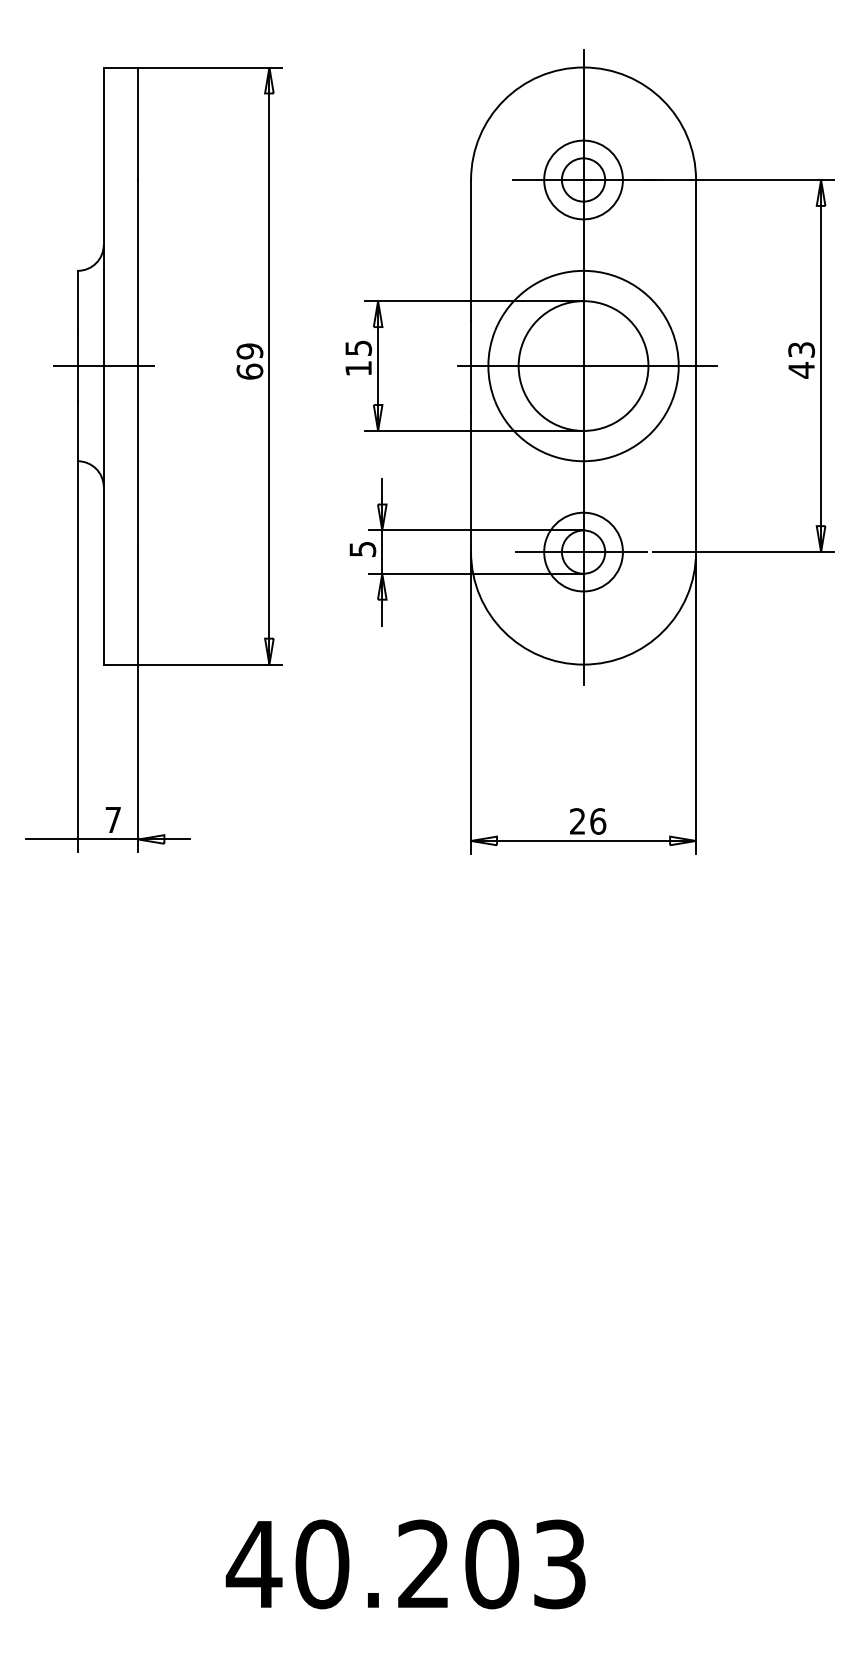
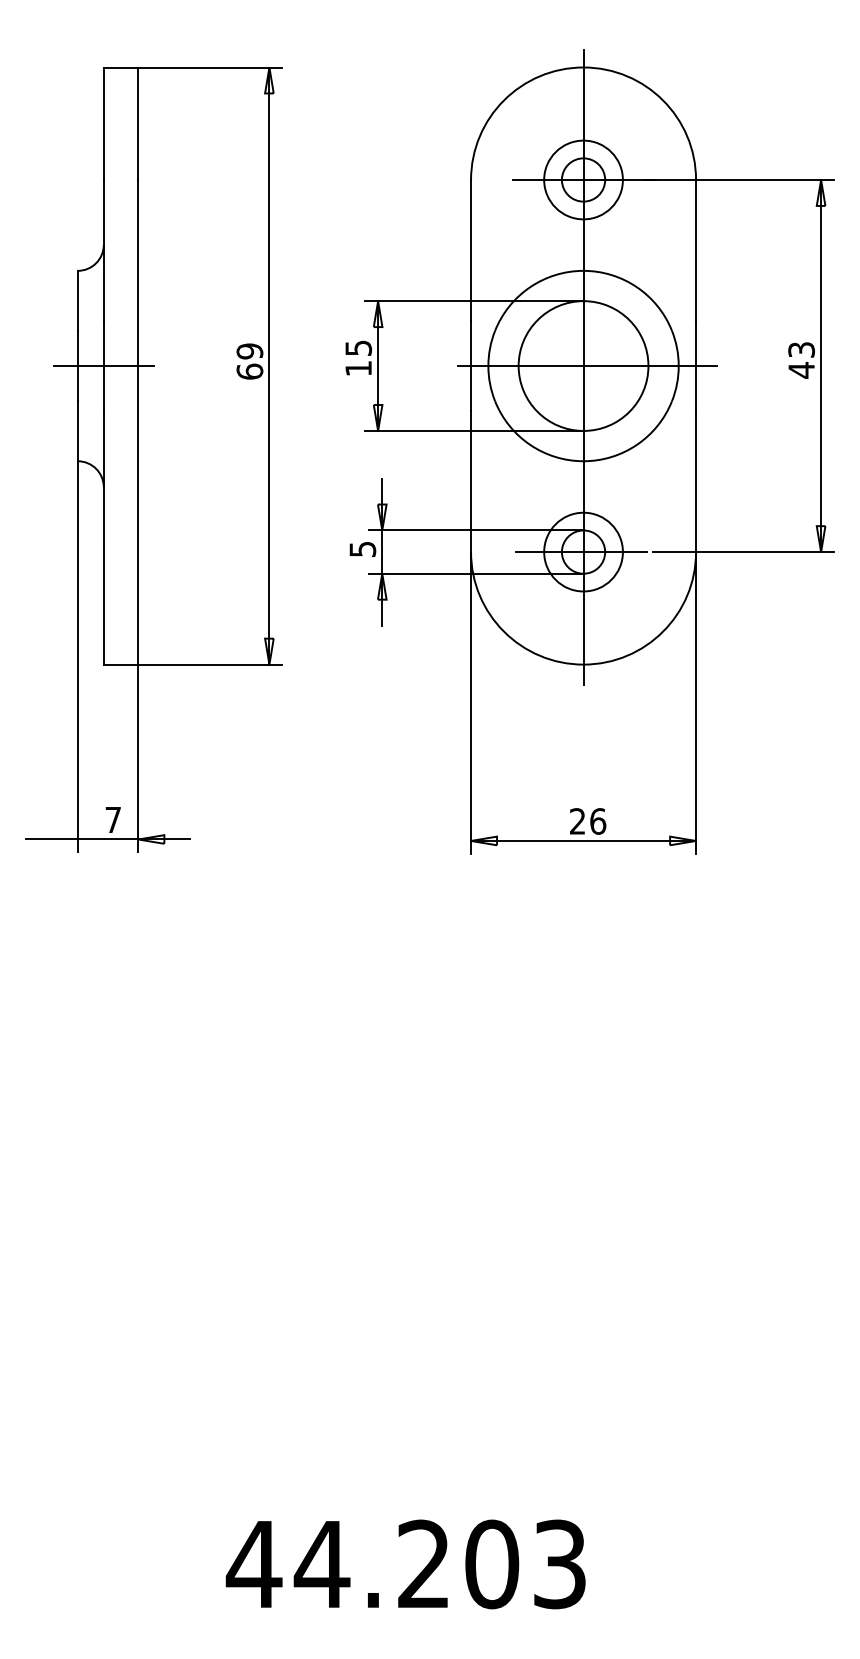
text: 40.203 -> 44.203 (321, 1564)
